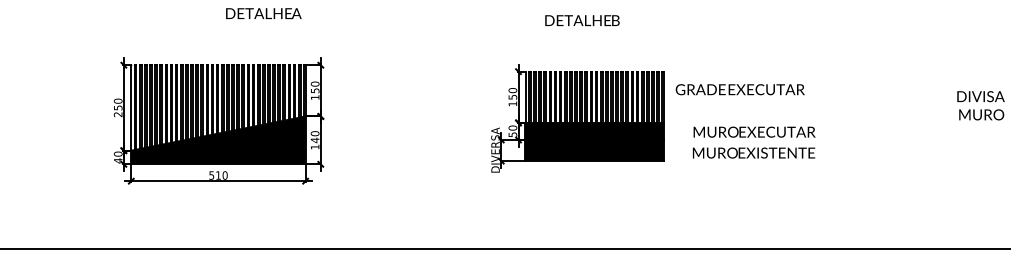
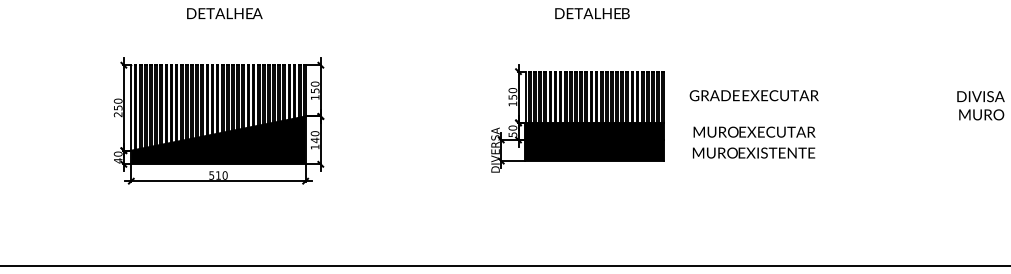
text position: (263, 13) -> (224, 13) (224, 13)
text position: (582, 20) -> (592, 13) (592, 13)
text position: (739, 89) -> (753, 95) (753, 95)
line position: (504, 248) -> (504, 265) (504, 265)
